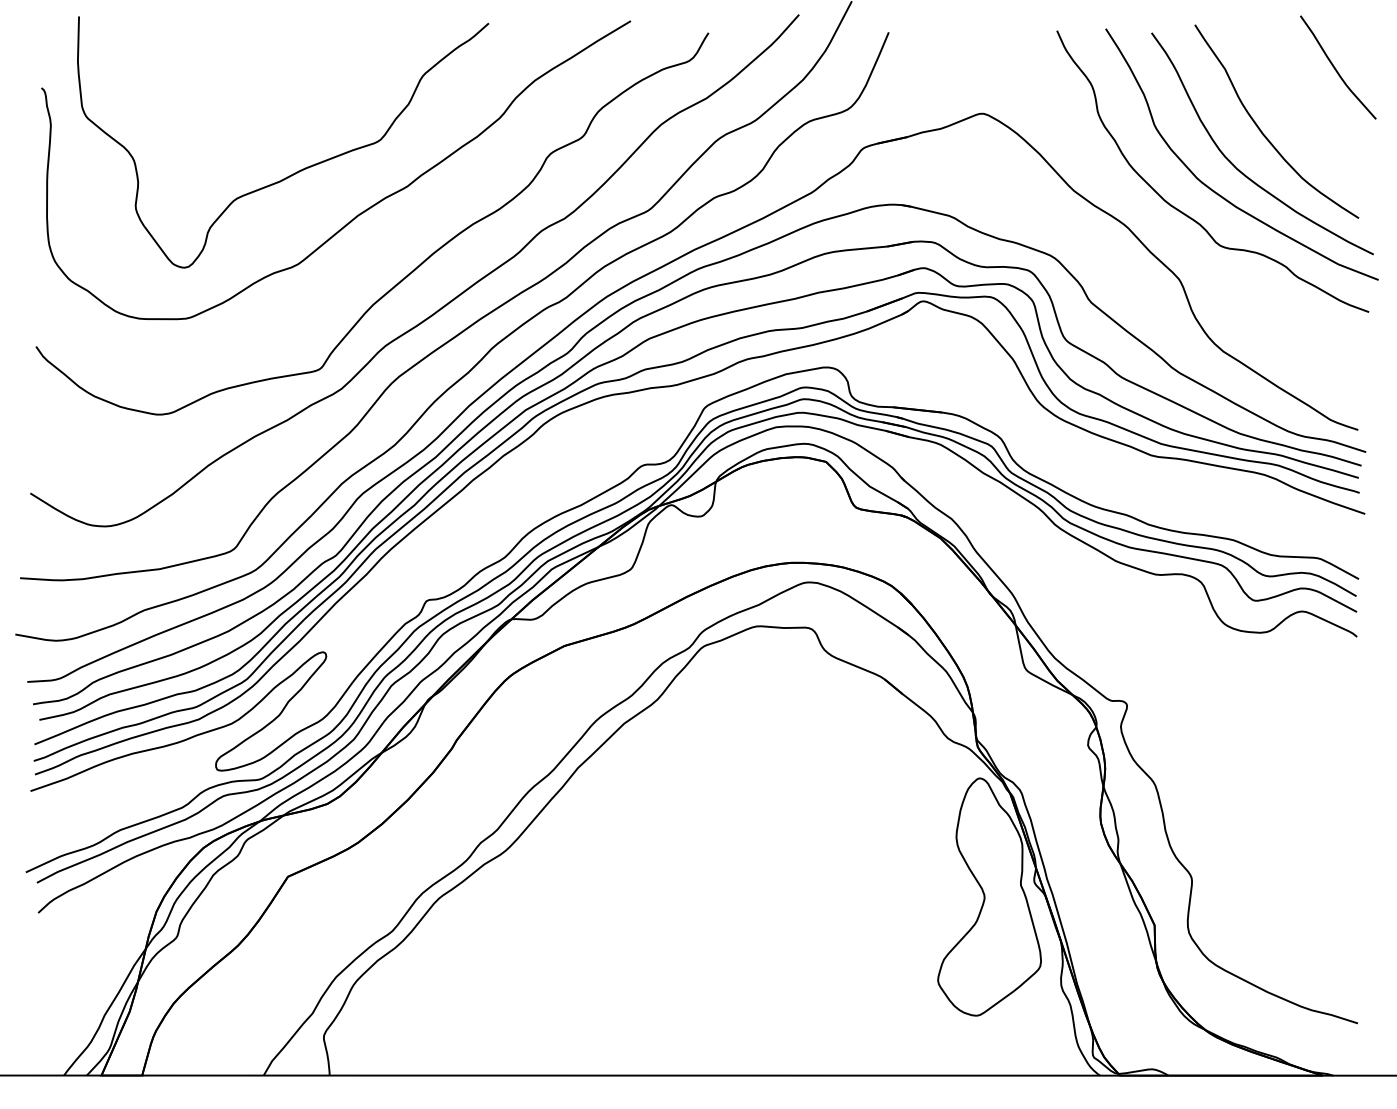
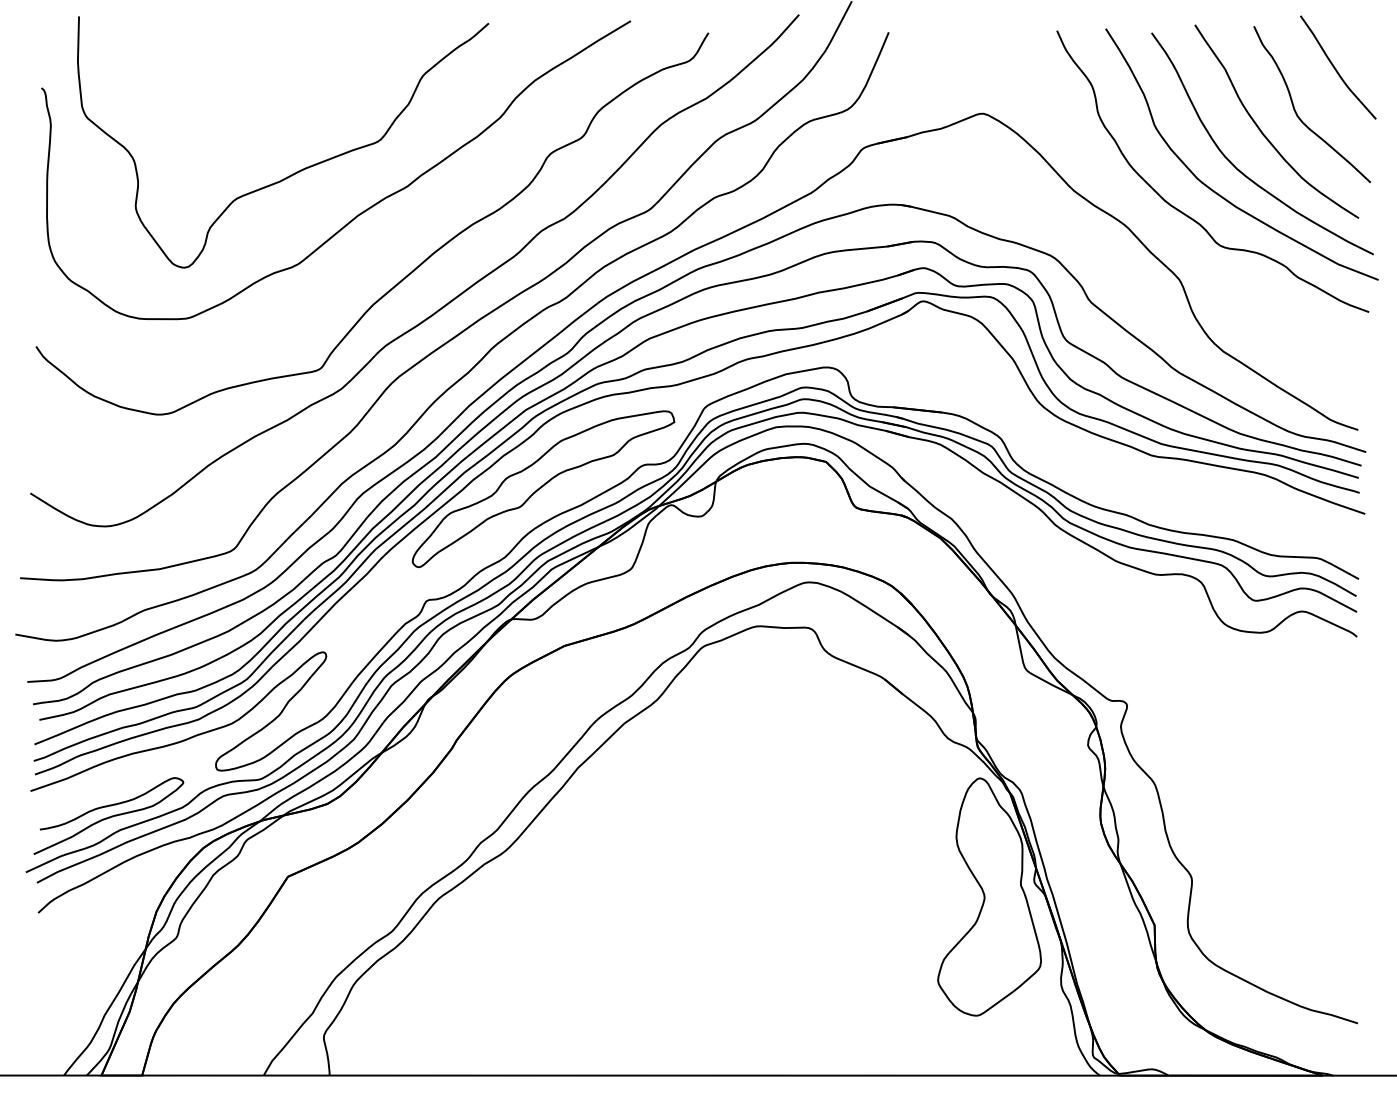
curve: none -> present (1296, 111)
part: none -> present (543, 489)
curve: none -> present (108, 816)
